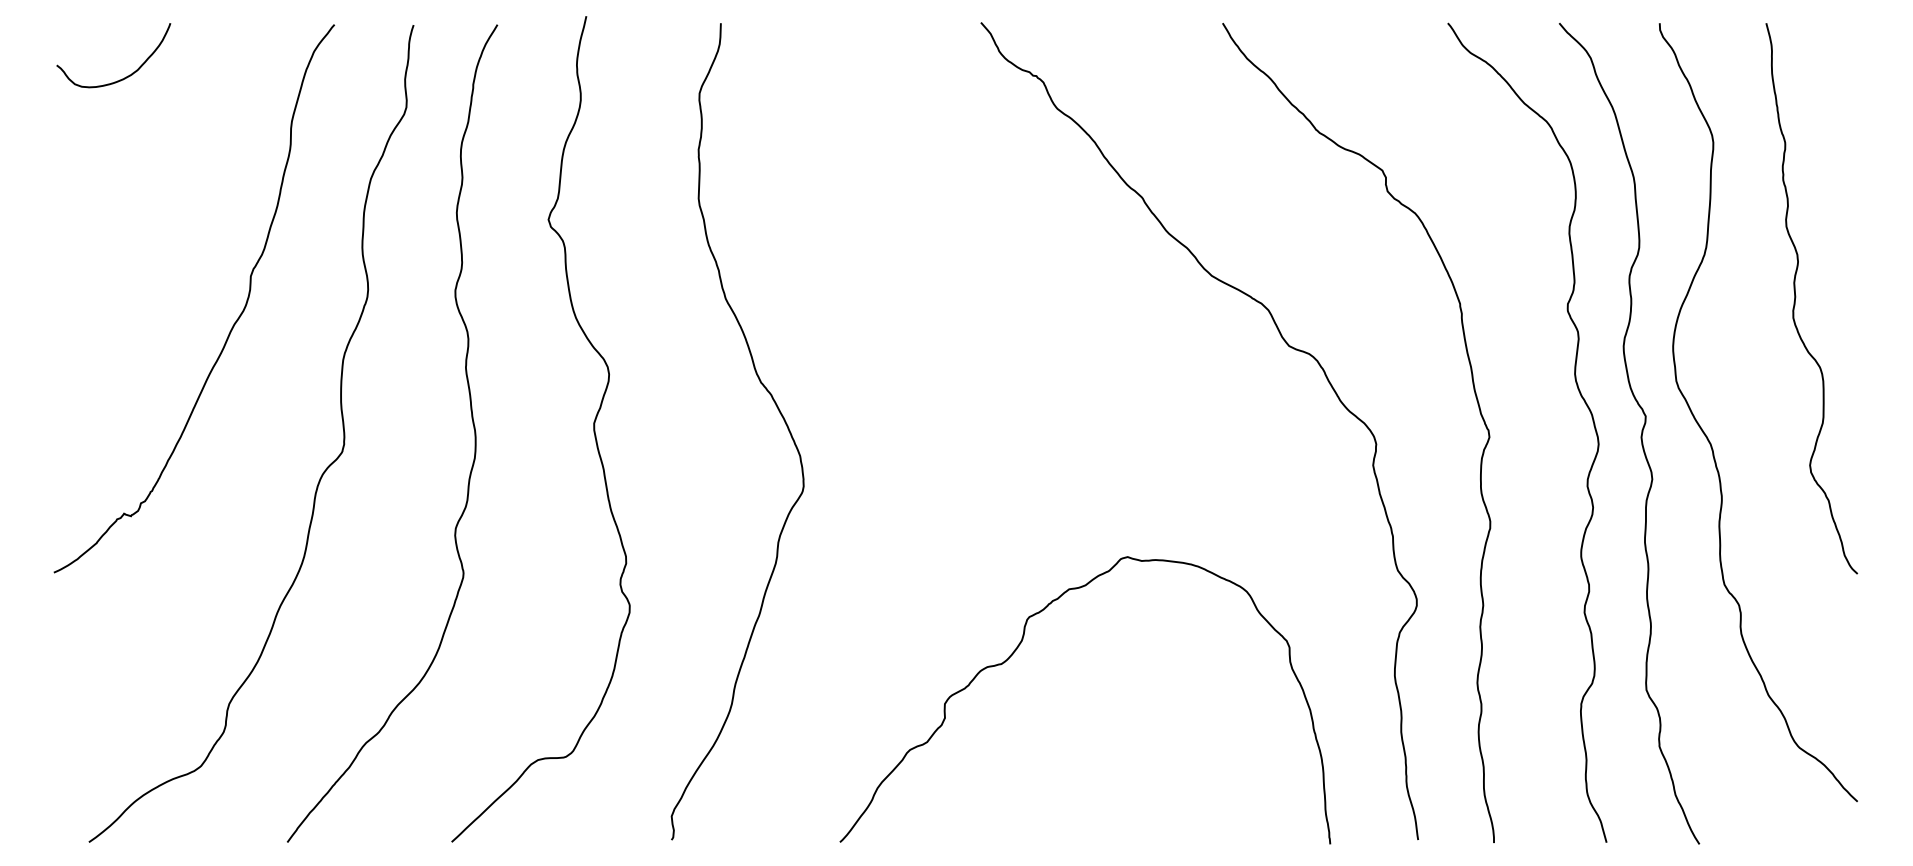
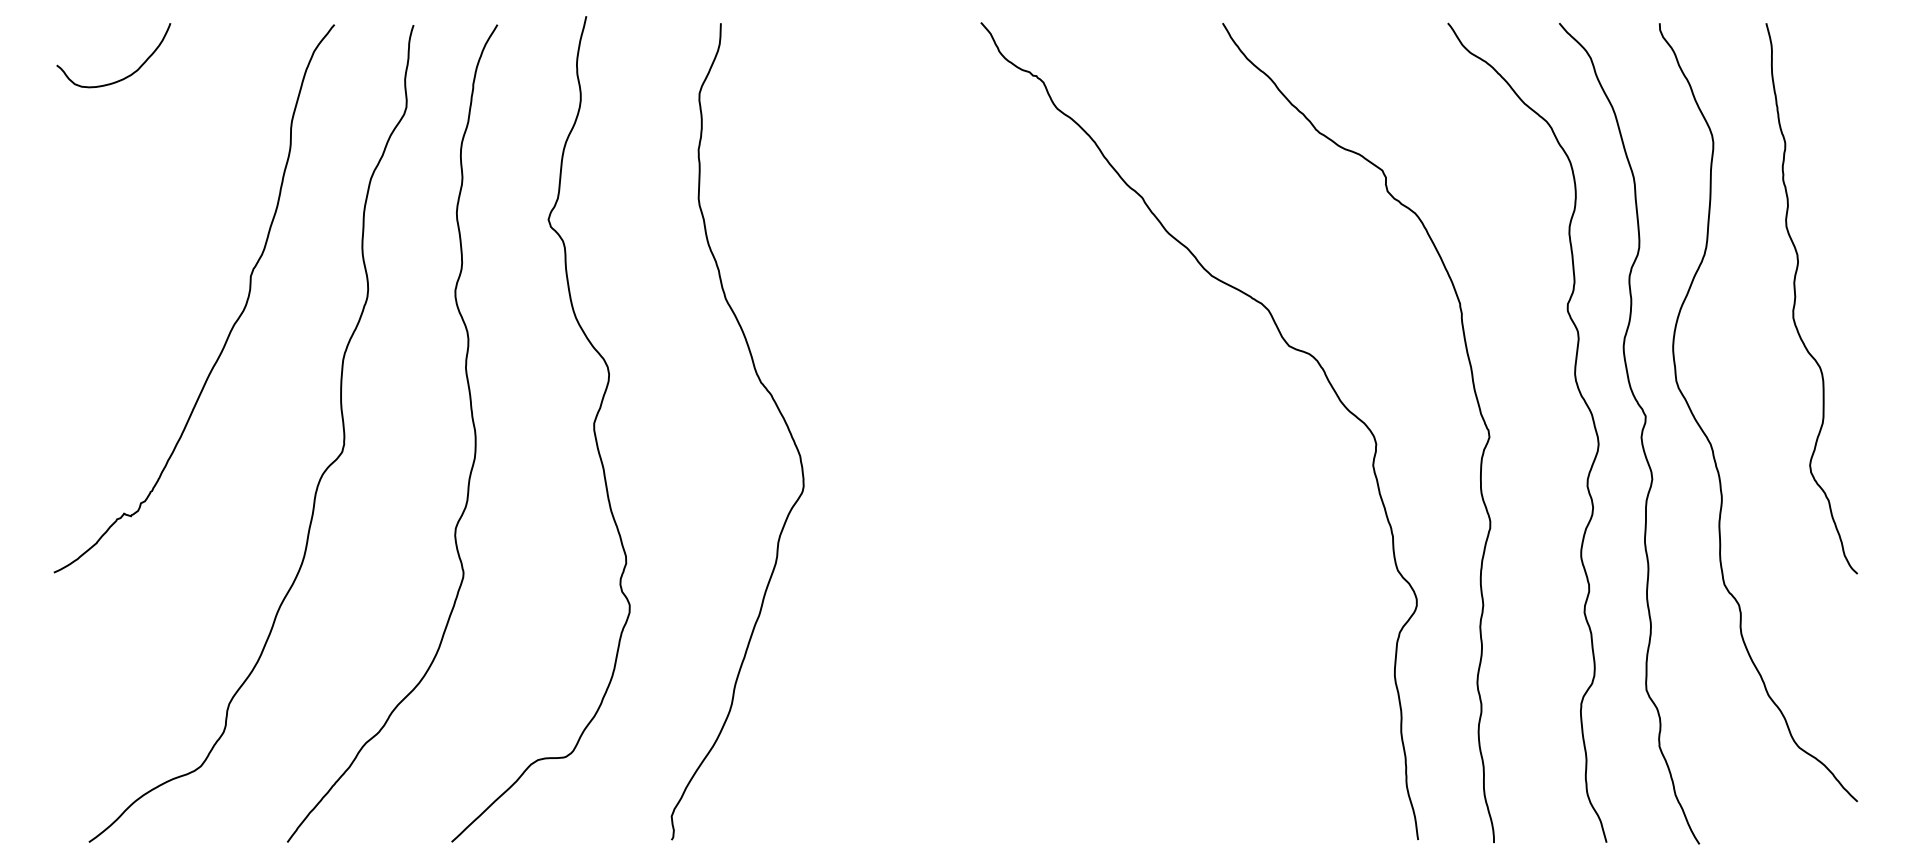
curve: present -> none (1017, 649)
